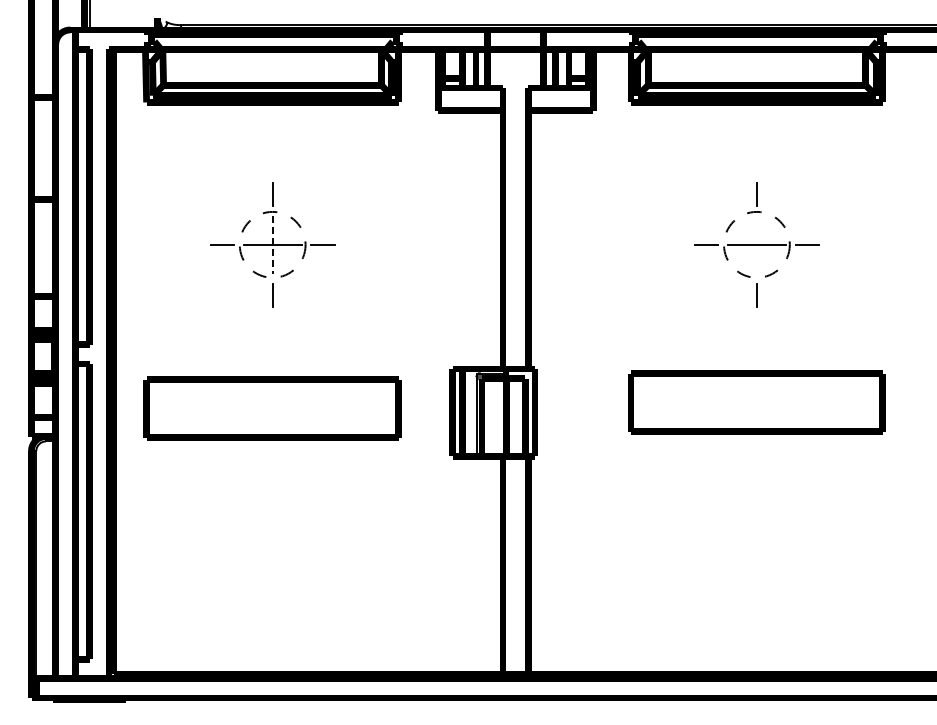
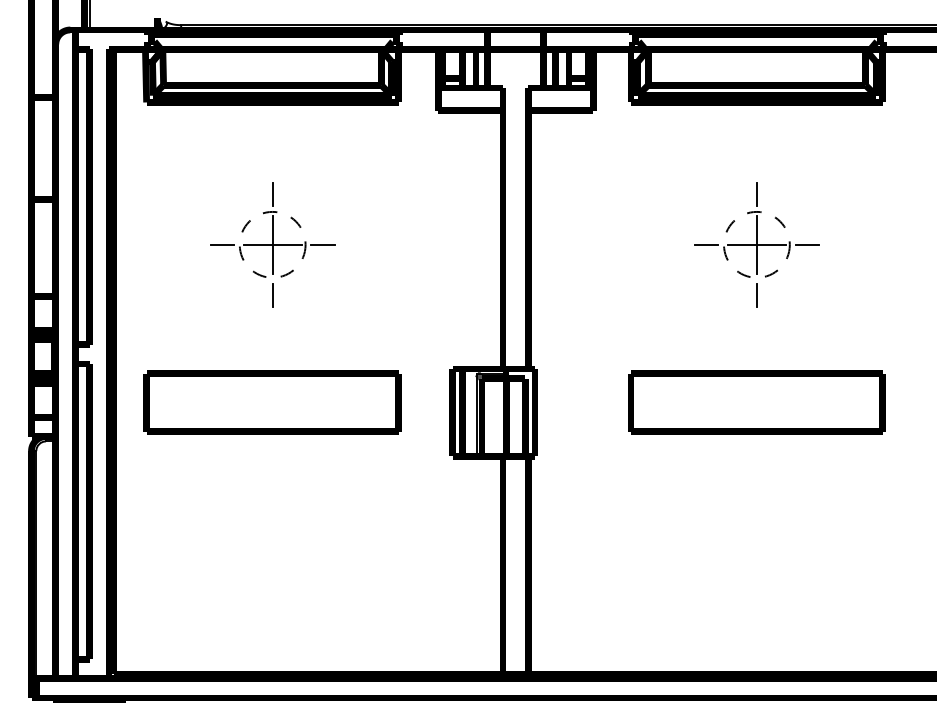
line: none -> present (756, 244)
line: dashed -> solid (272, 245)
part position: (272, 408) -> (272, 402) (272, 402)
